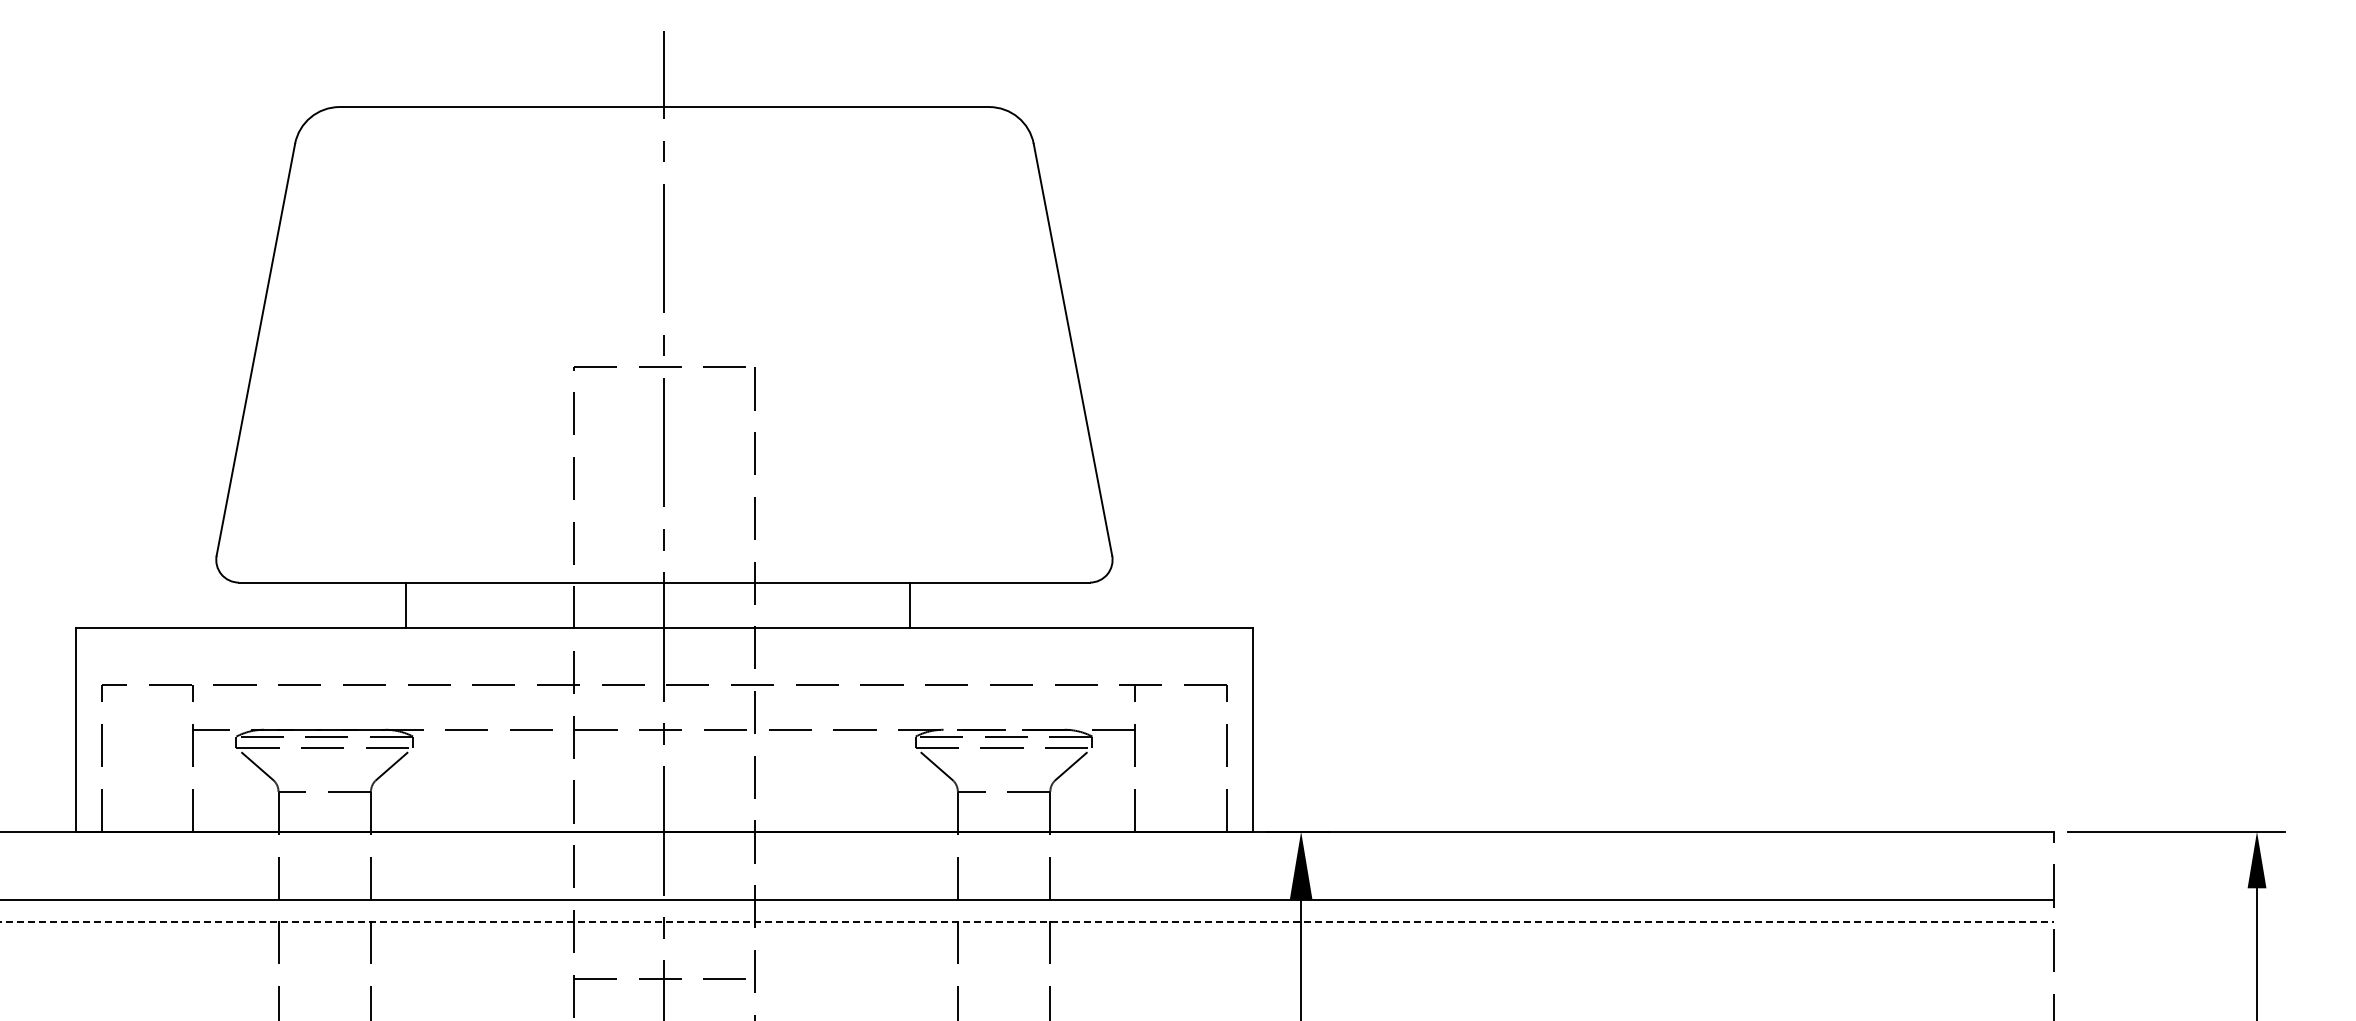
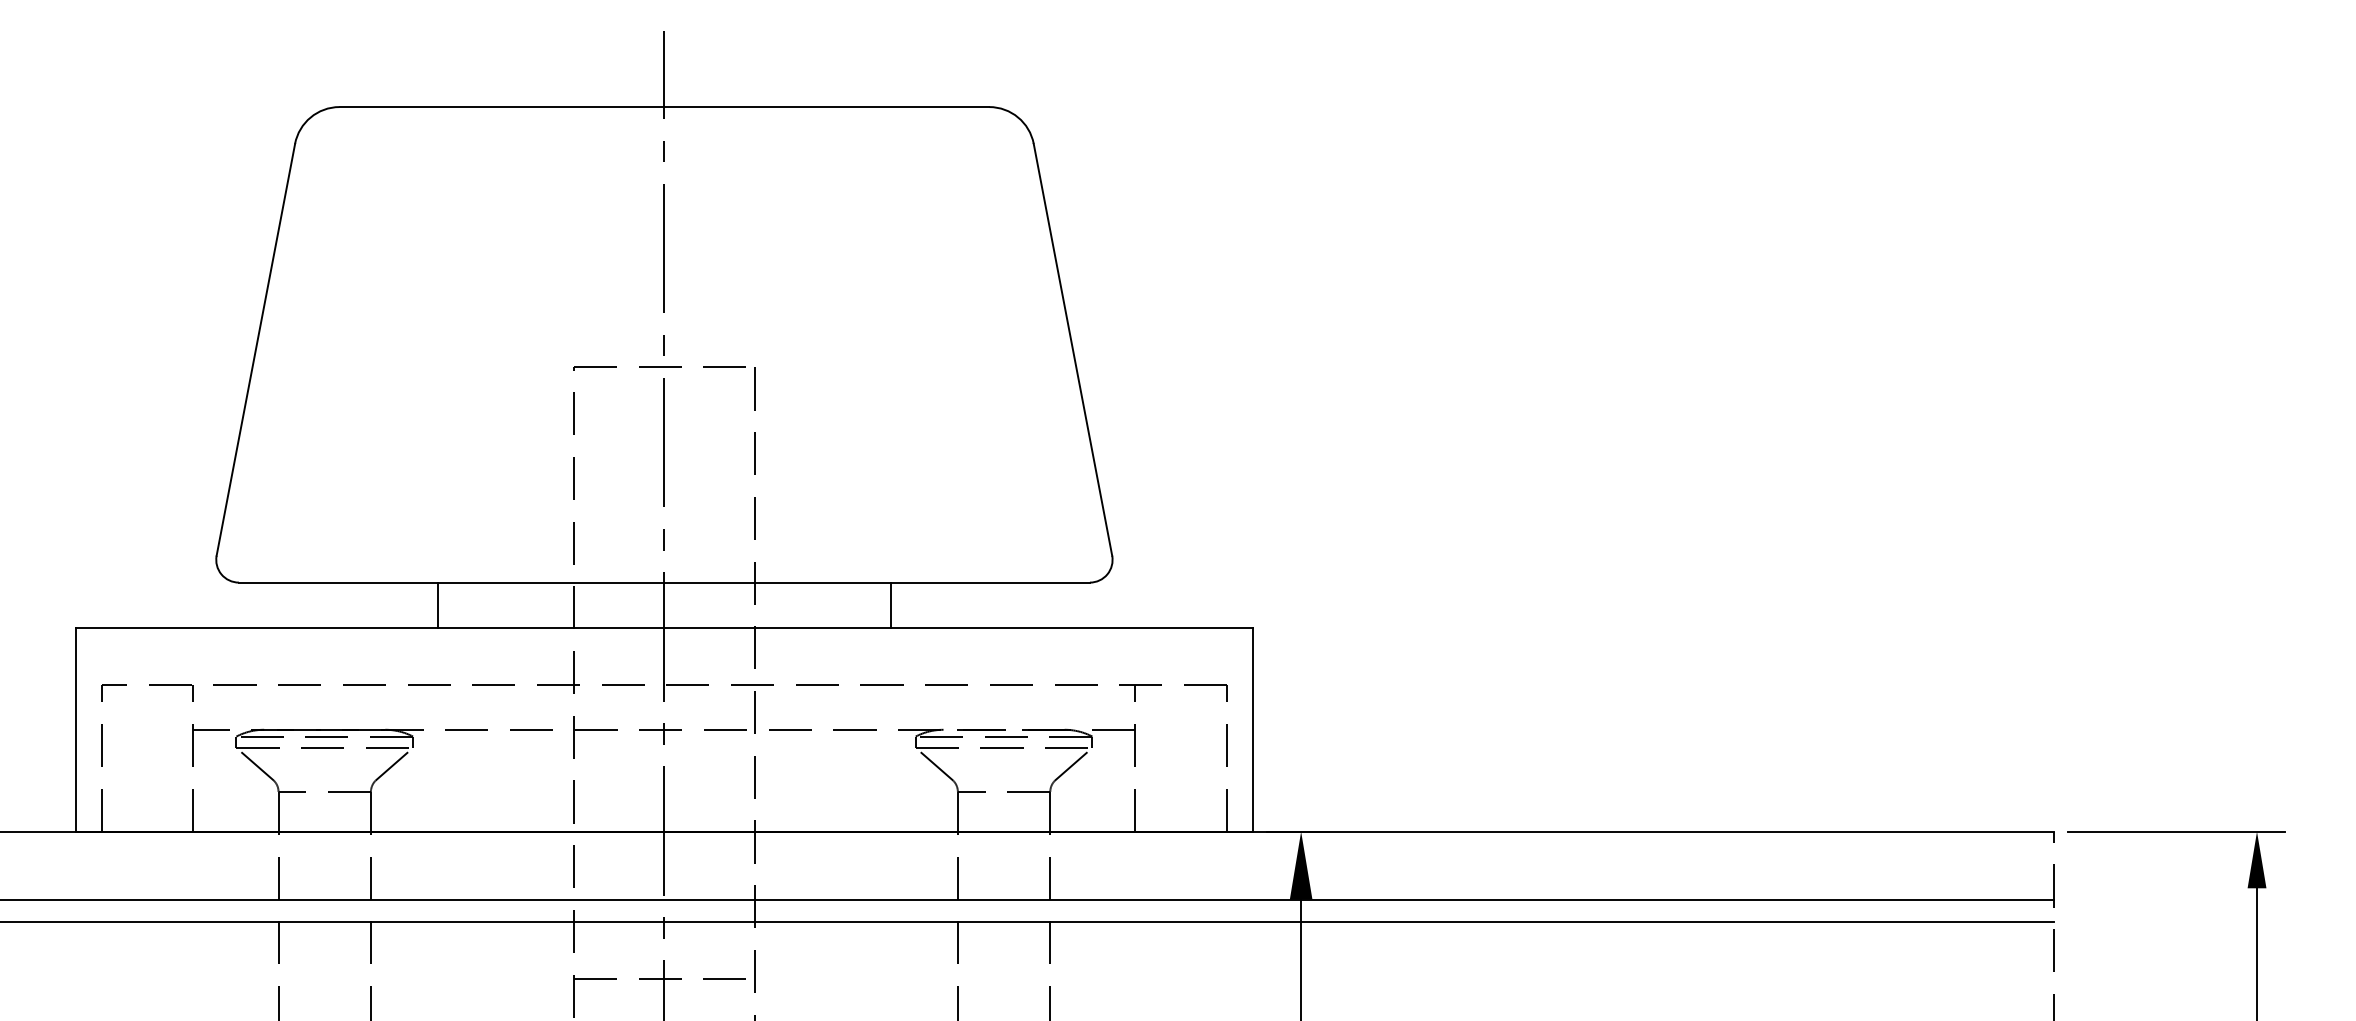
line position: (405, 604) -> (437, 604) (437, 604)
line position: (909, 604) -> (890, 604) (890, 604)
line: dashed -> solid (1027, 922)
